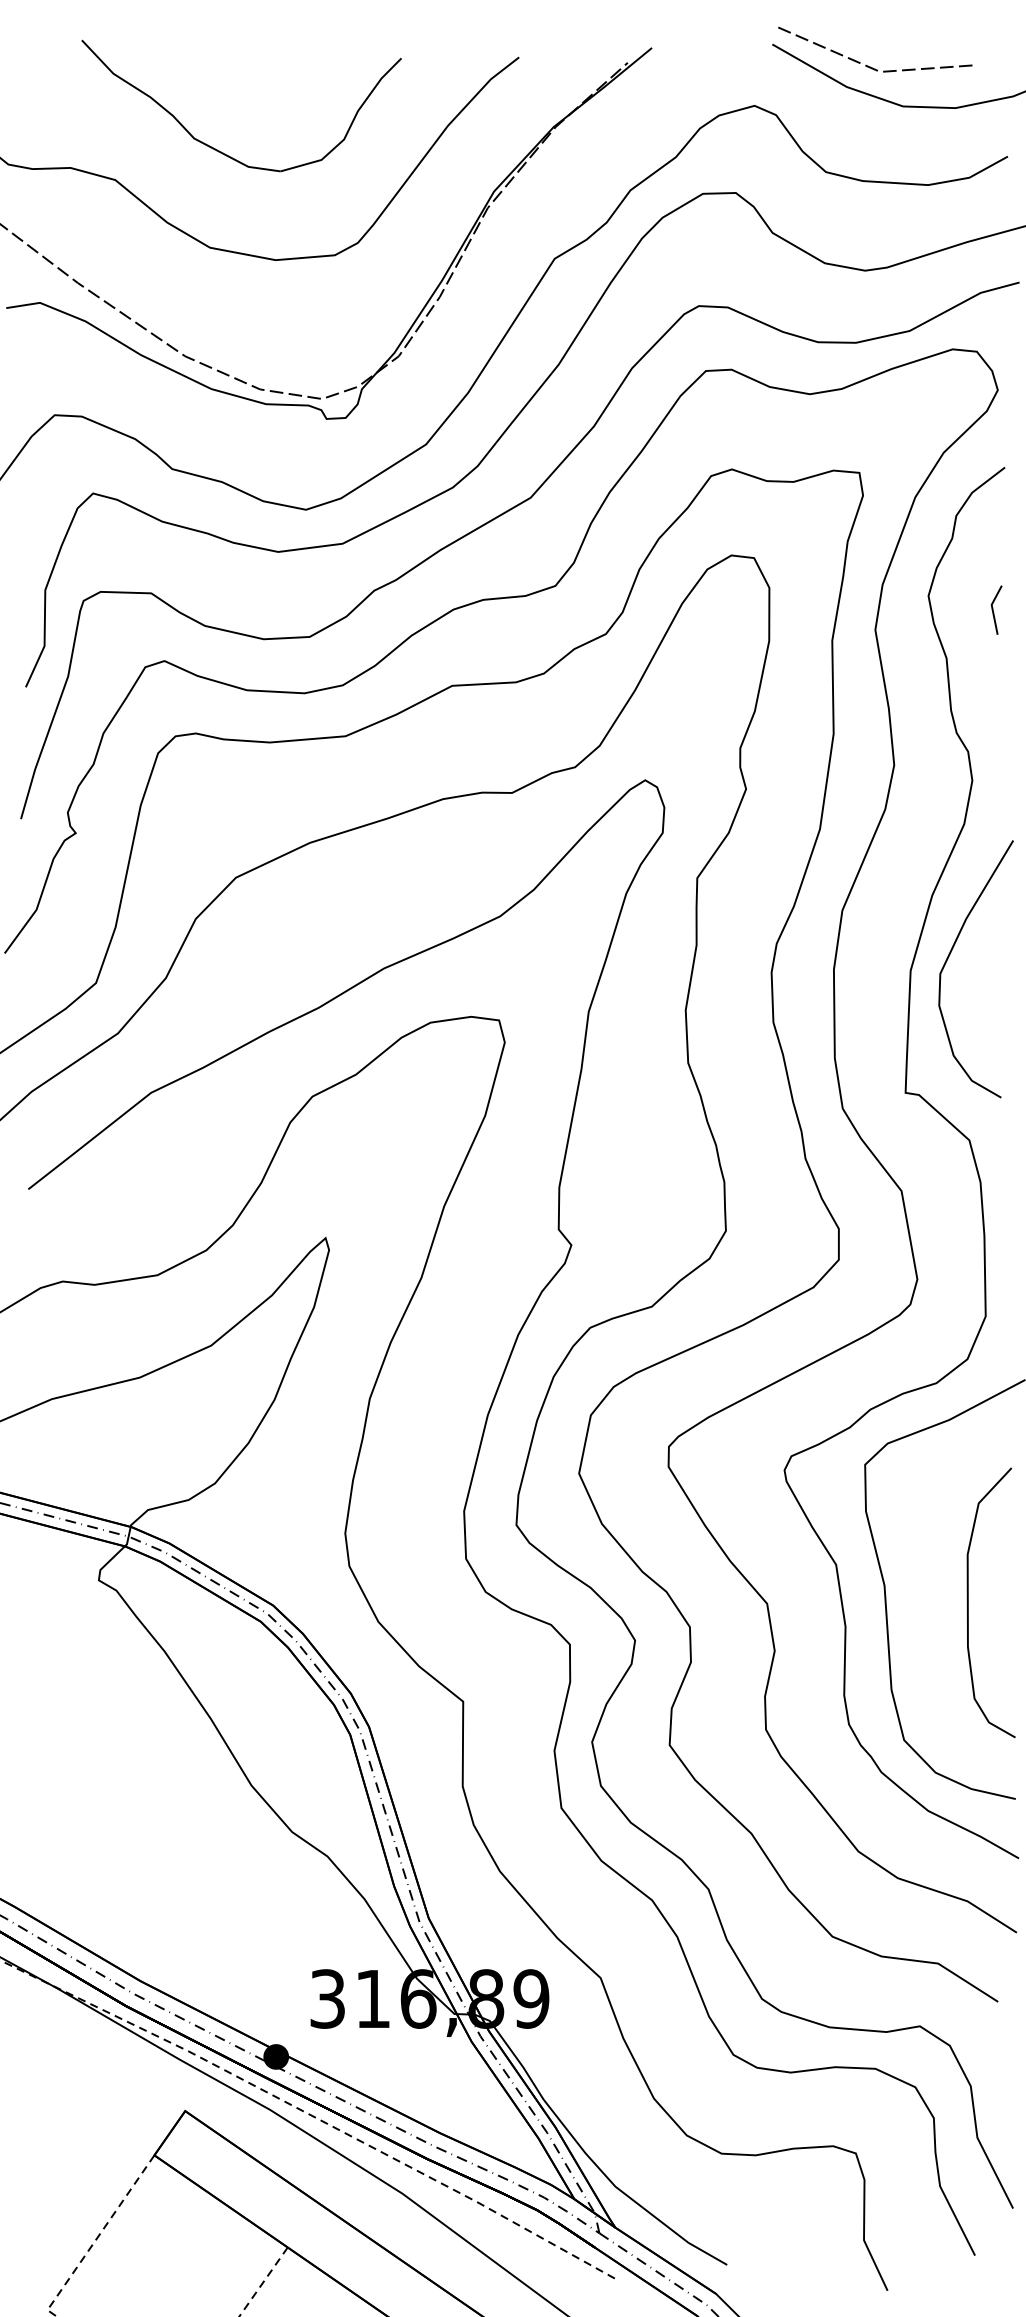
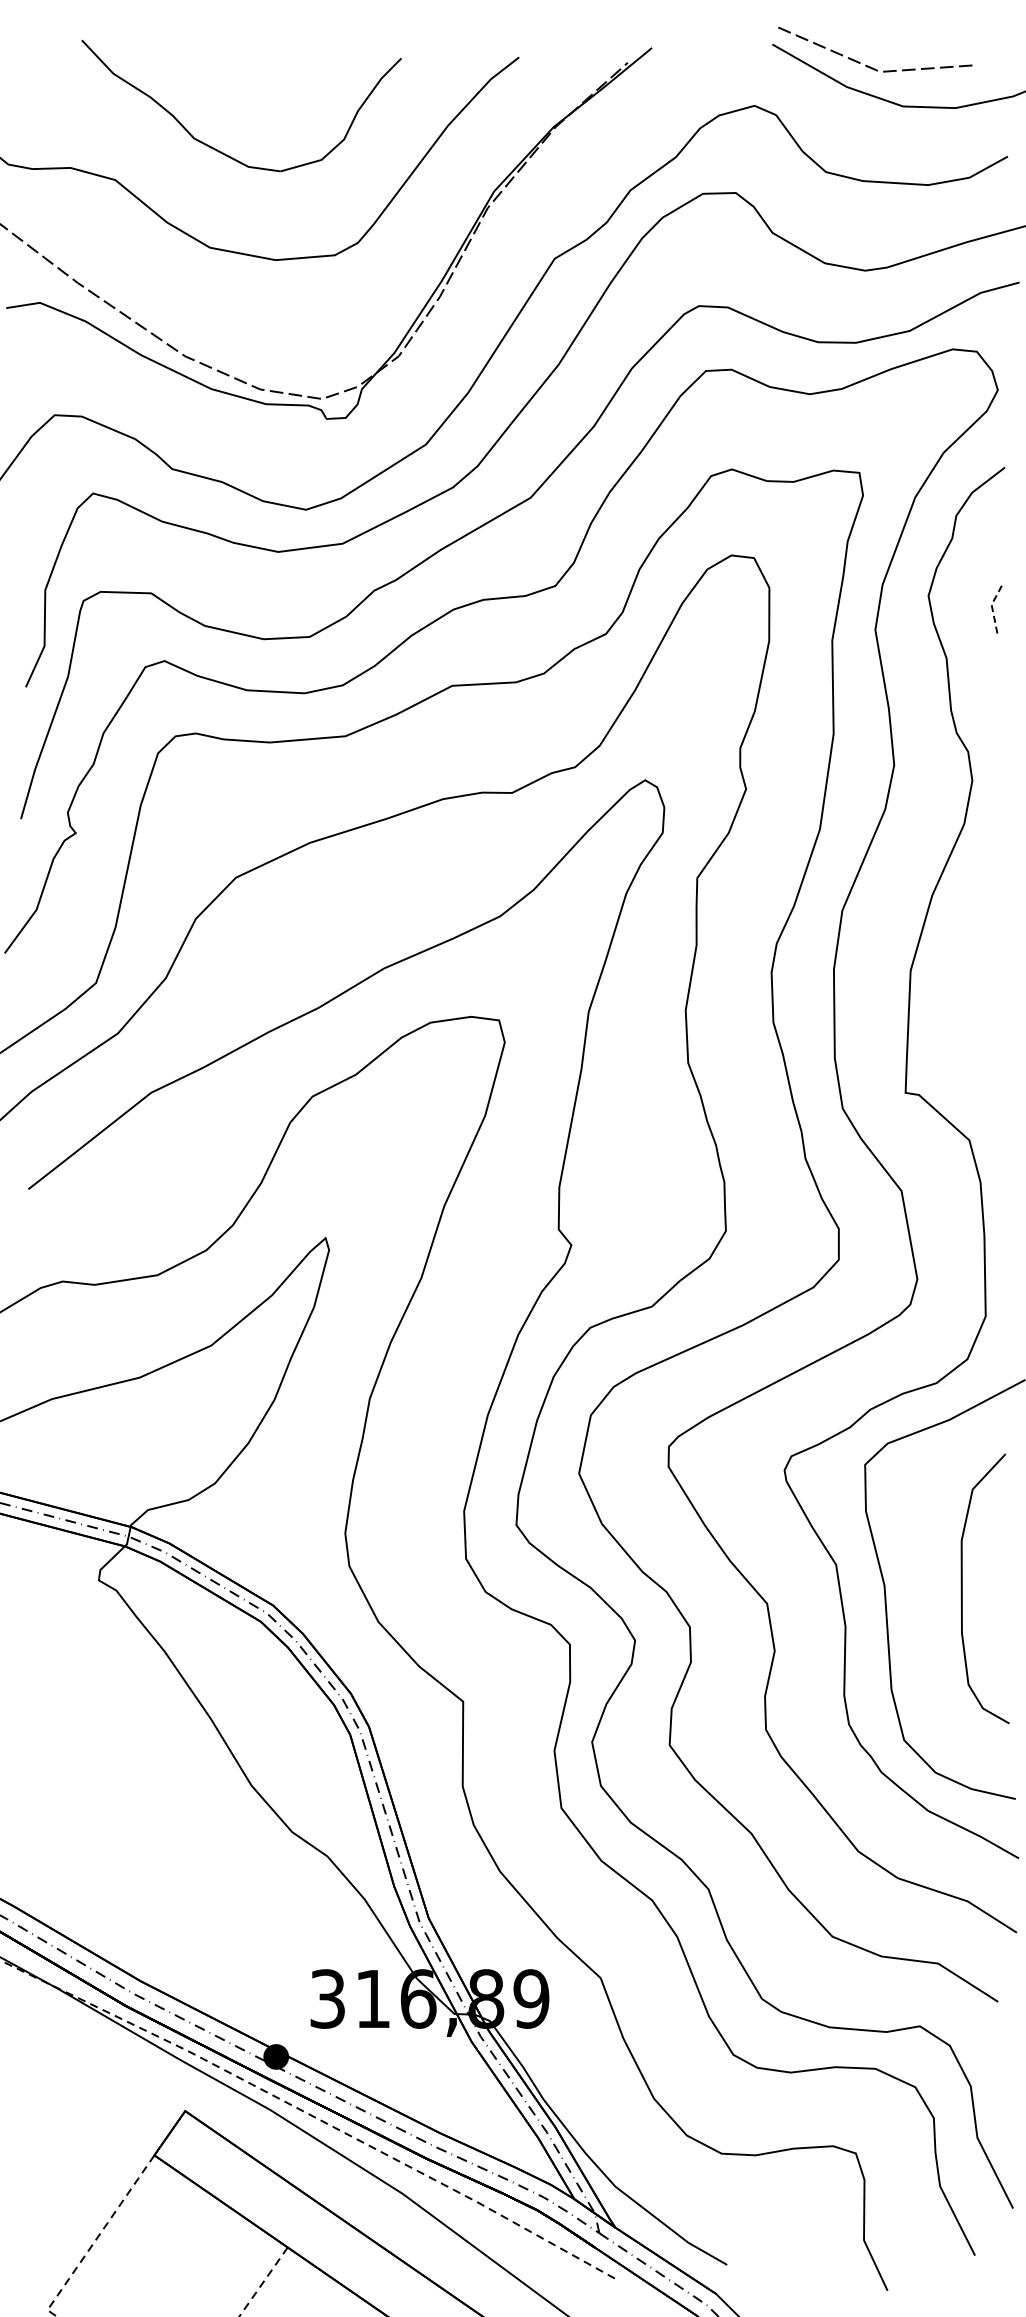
line: solid -> dashed (992, 608)
curve: present -> none (948, 959)
curve position: (968, 1602) -> (962, 1588) (962, 1588)
